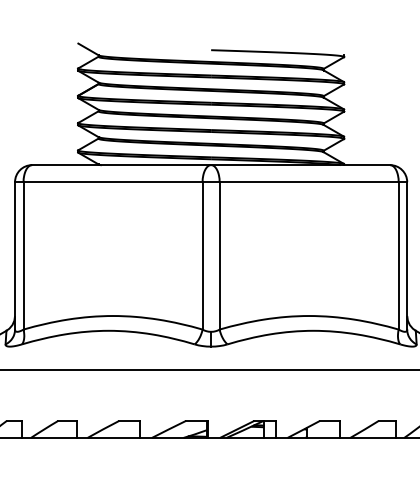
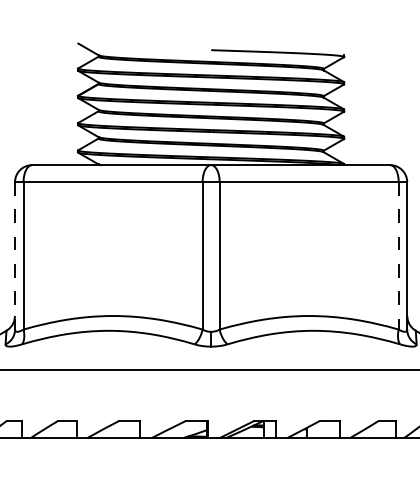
line: solid -> dashed (15, 255)
line: solid -> dashed (398, 255)
